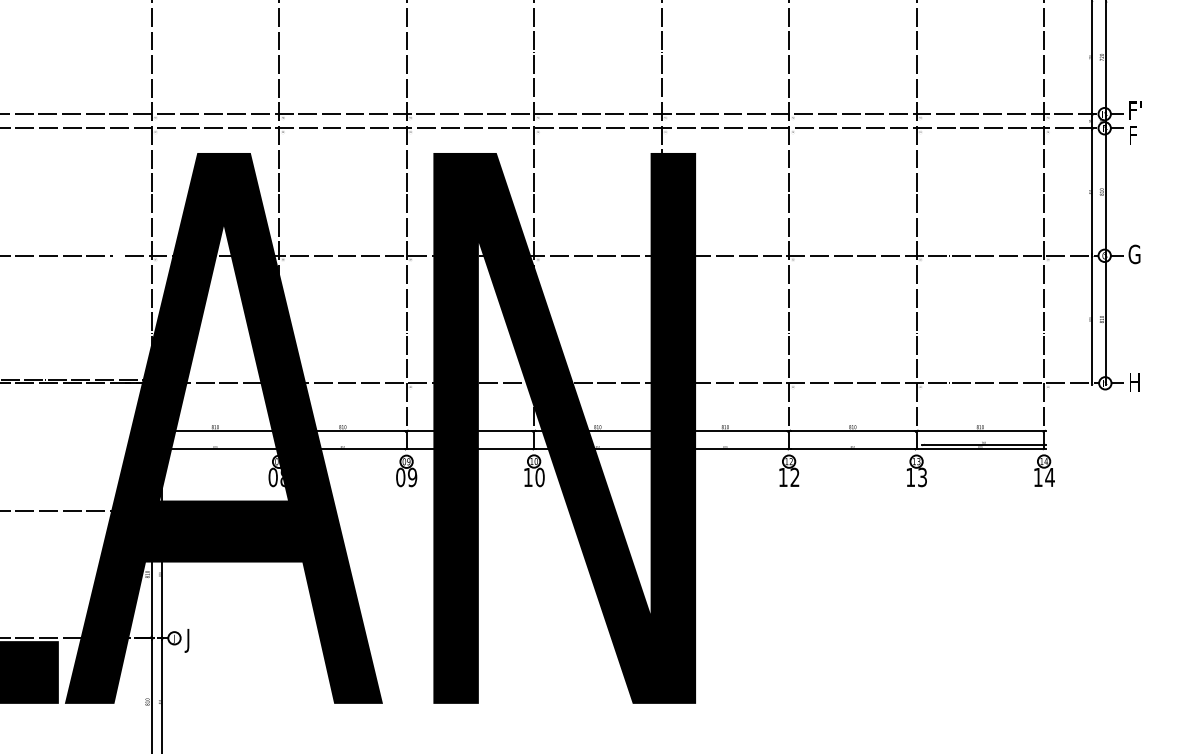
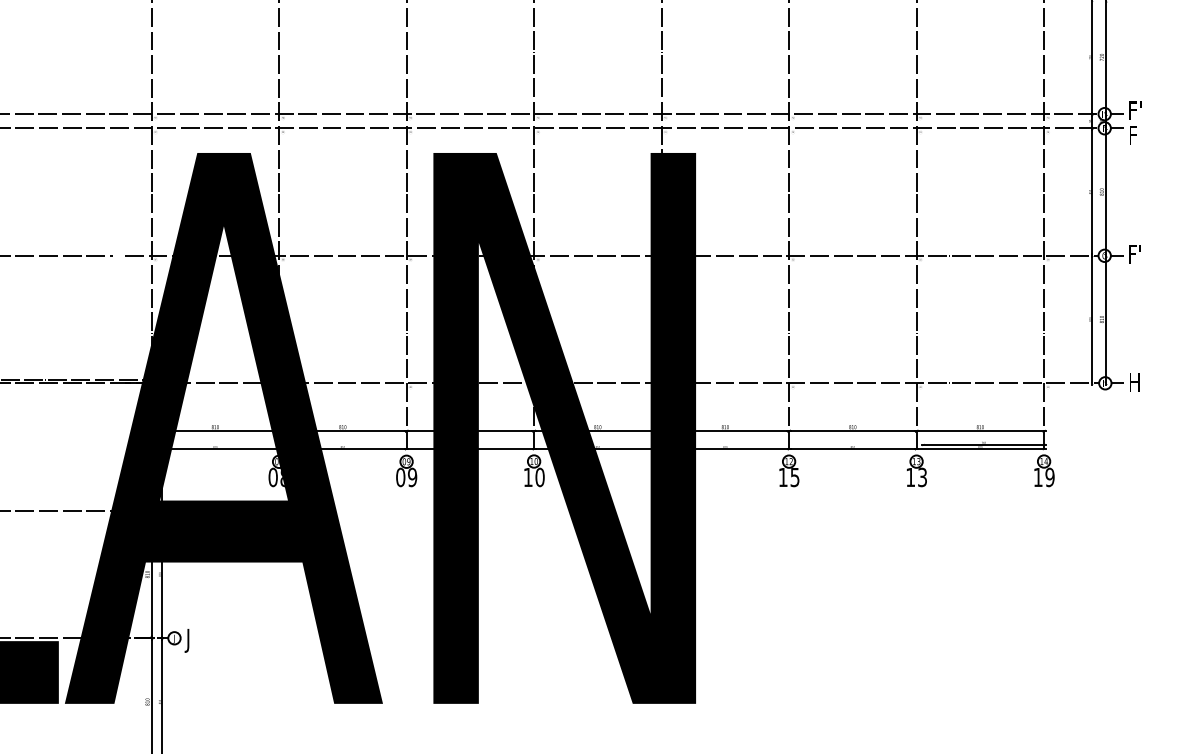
text: G -> F' (1134, 254)
text: 12 -> 15 (794, 477)
text: 14 -> 19 (1049, 477)
